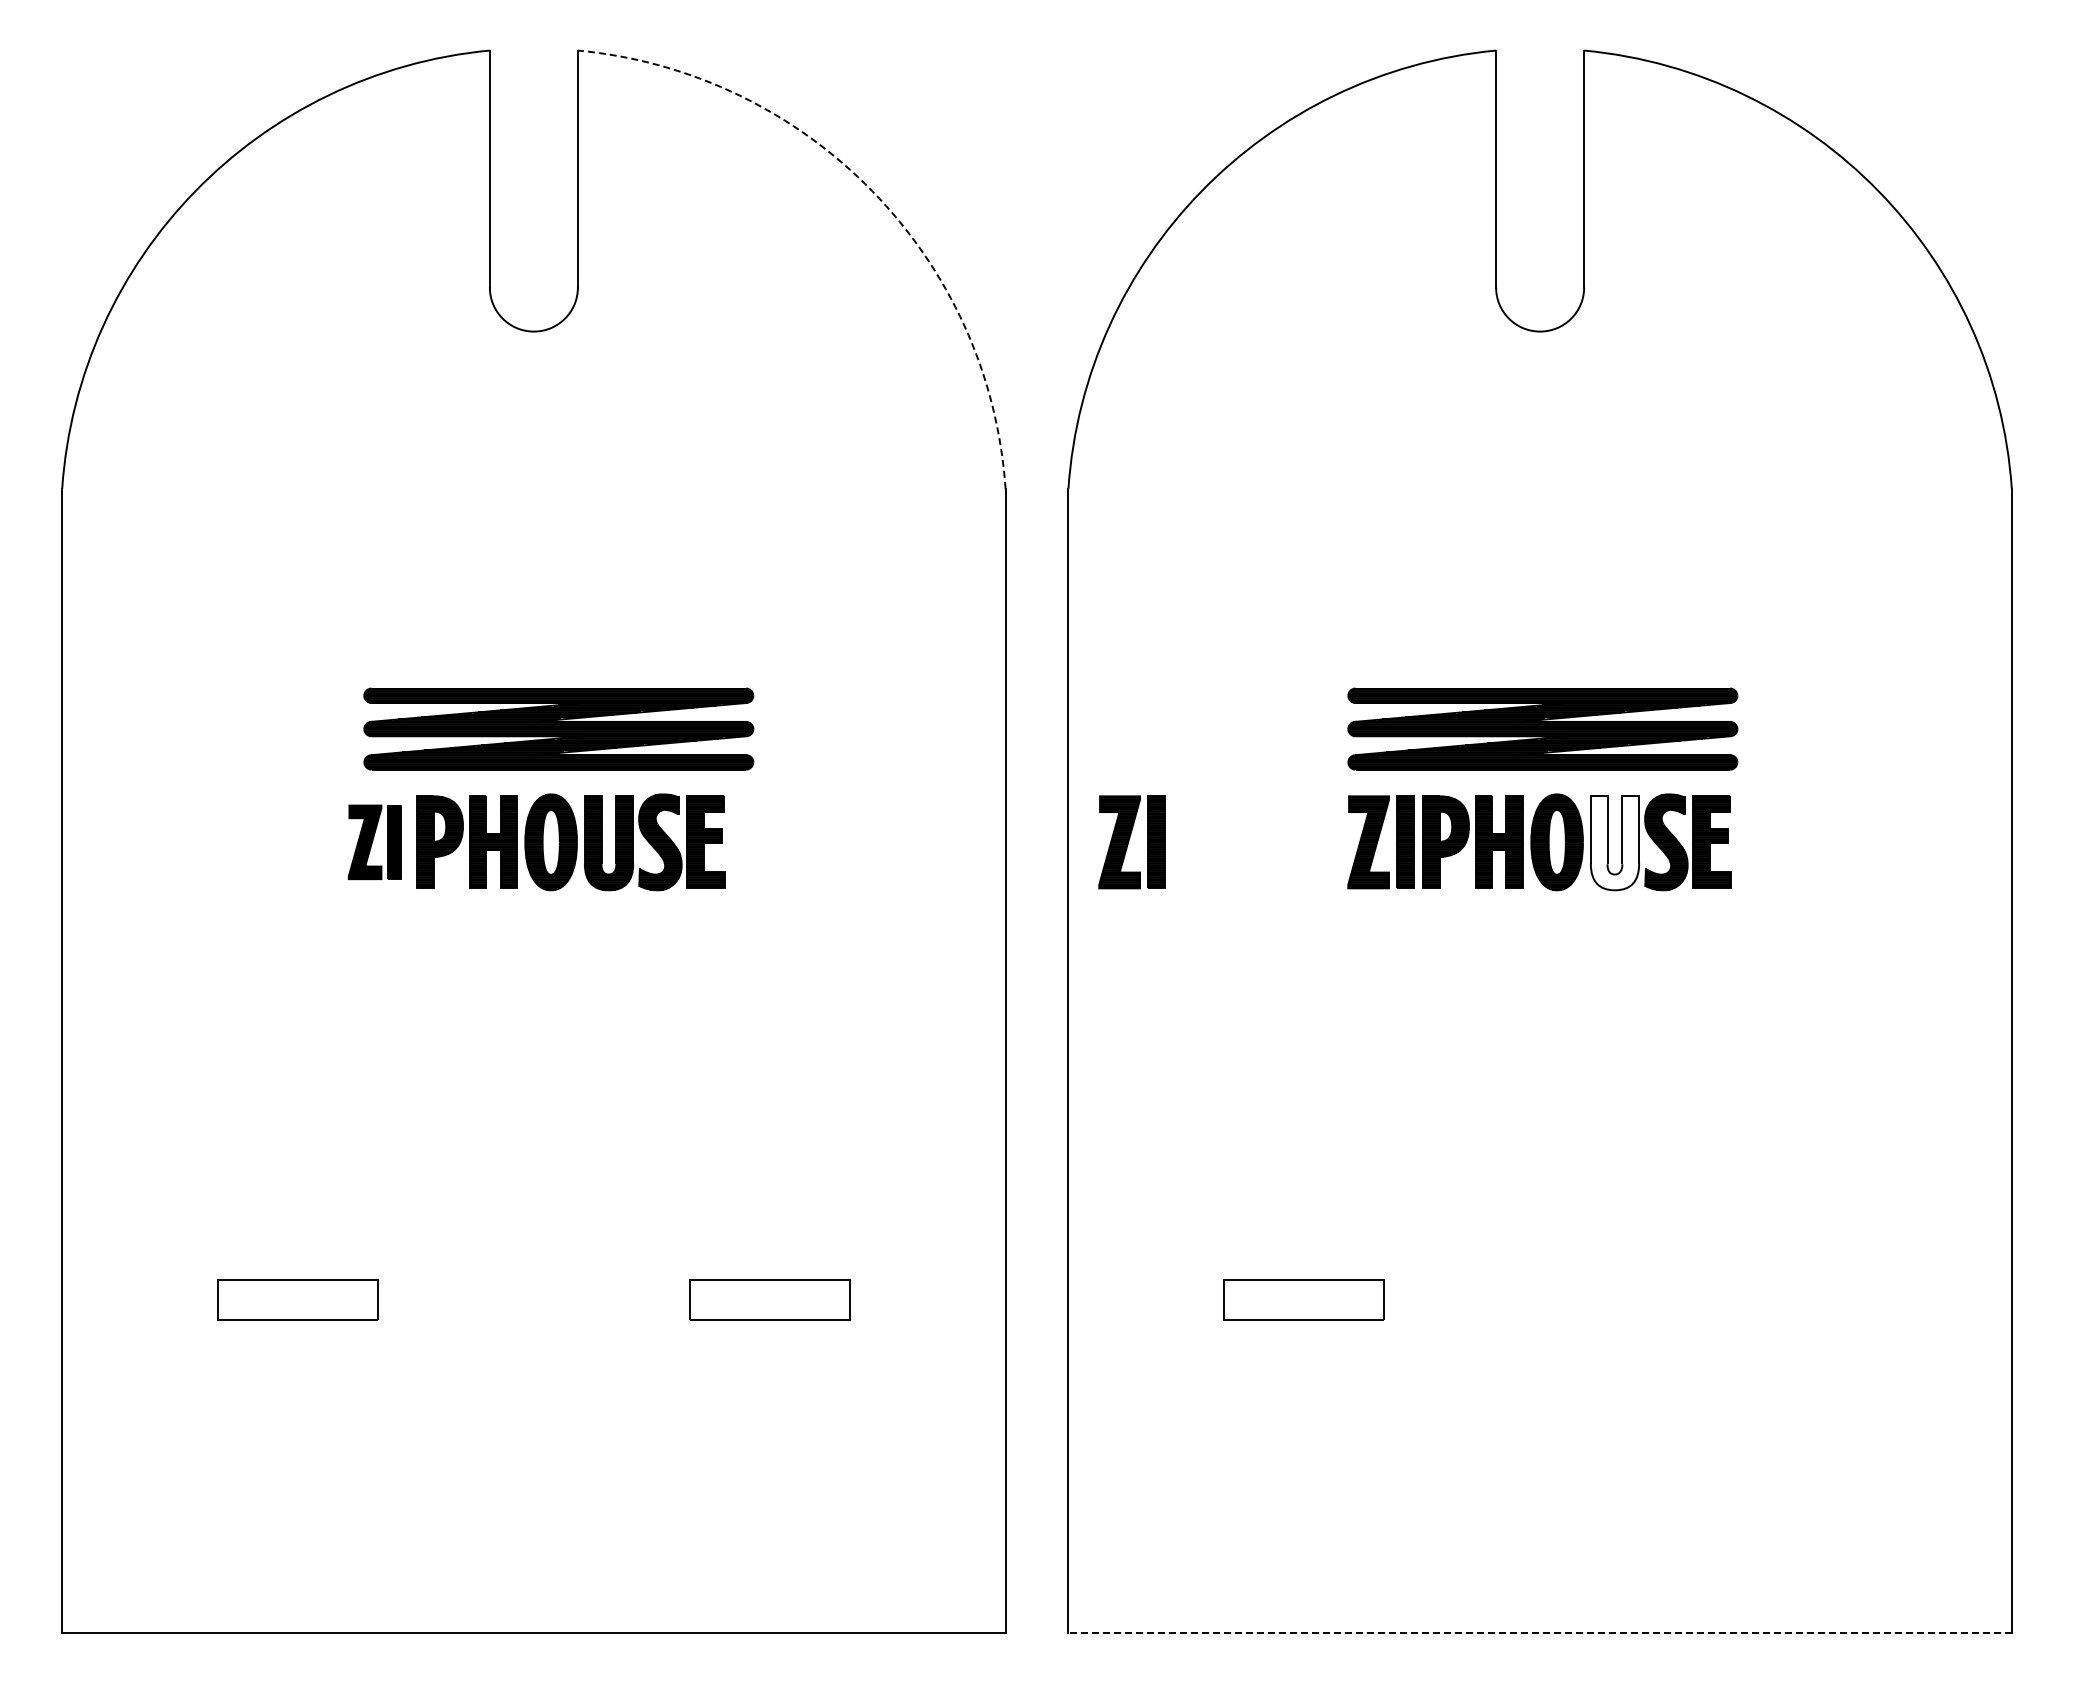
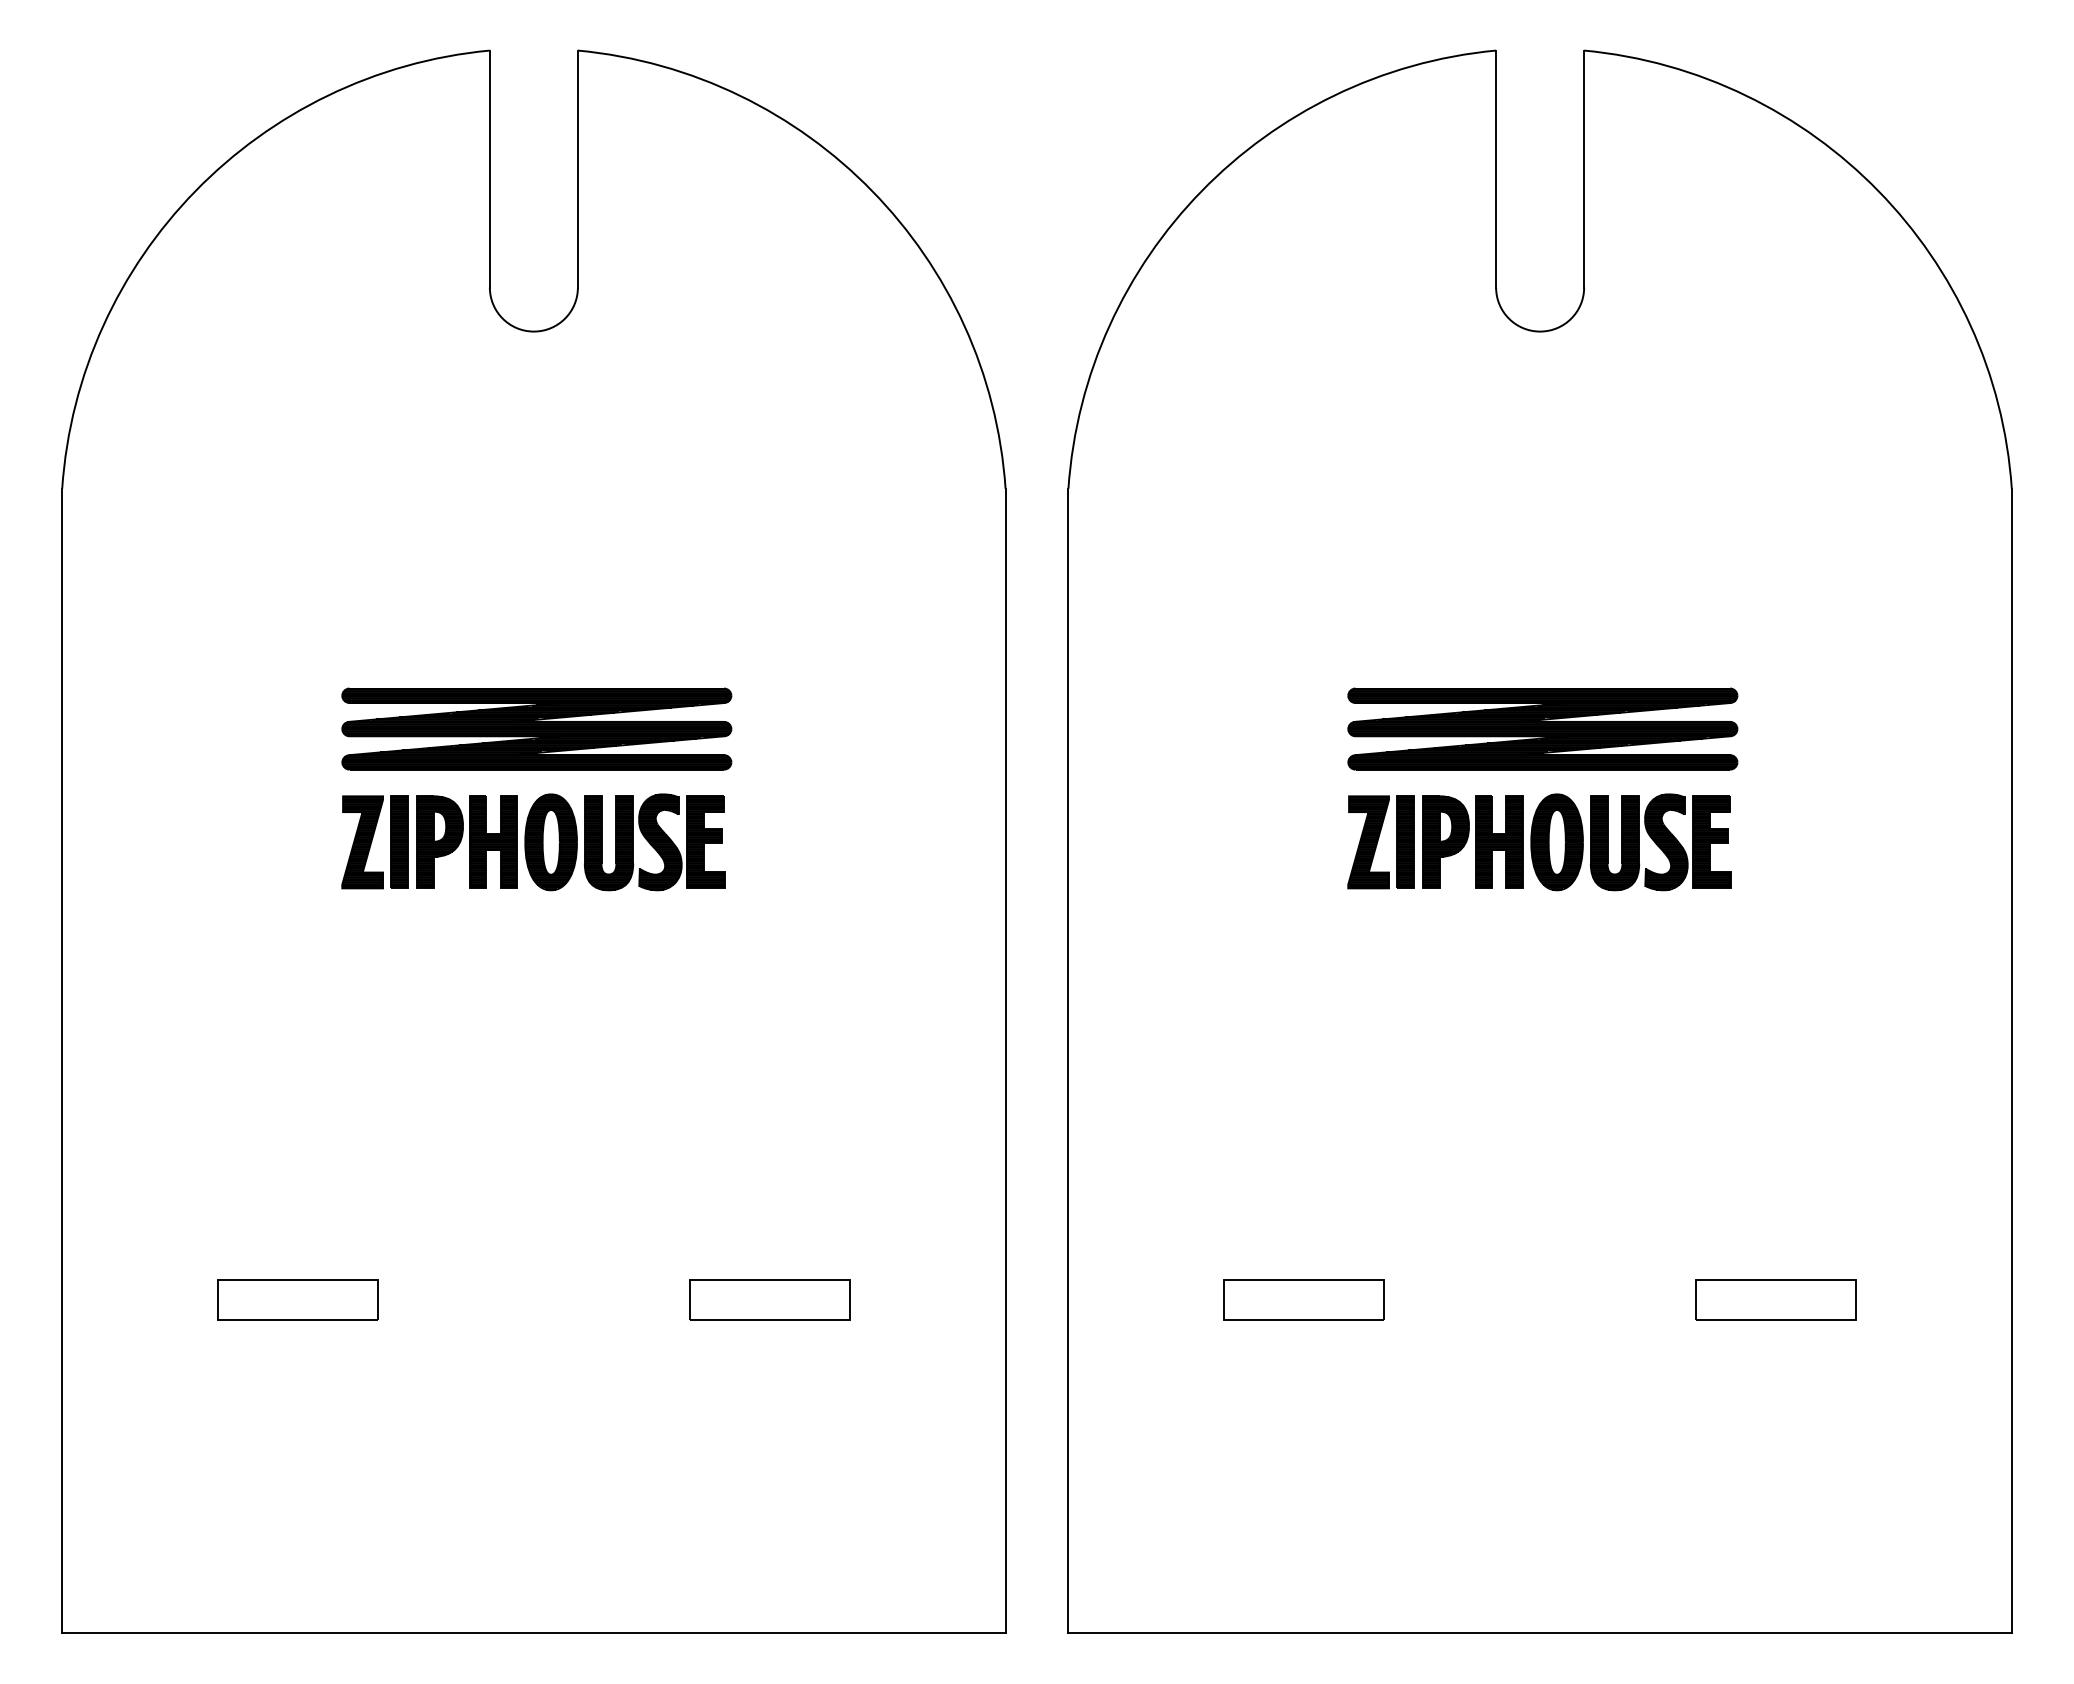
arc: dashed -> solid (872, 191)
part position: (558, 728) -> (536, 728) (536, 728)
part size: 55x77 px -> 68x95 px (374, 842)
part: present -> none (1131, 842)
hatch: none -> present (1614, 843)
part: none -> present (1775, 1299)
line: dashed -> solid (1540, 1633)
